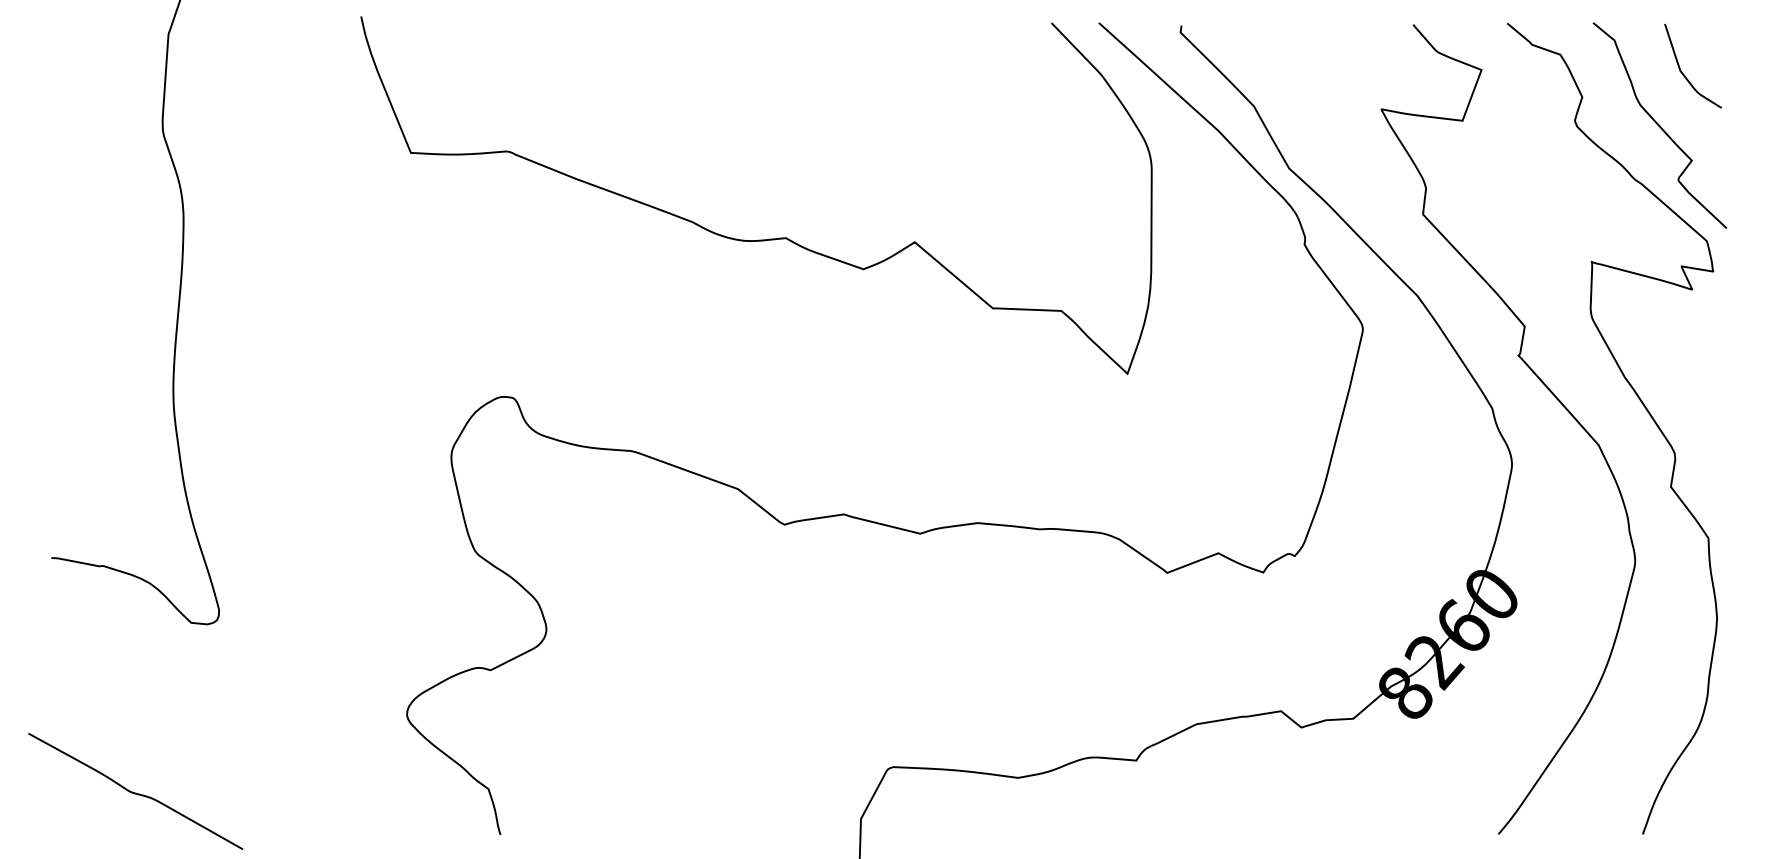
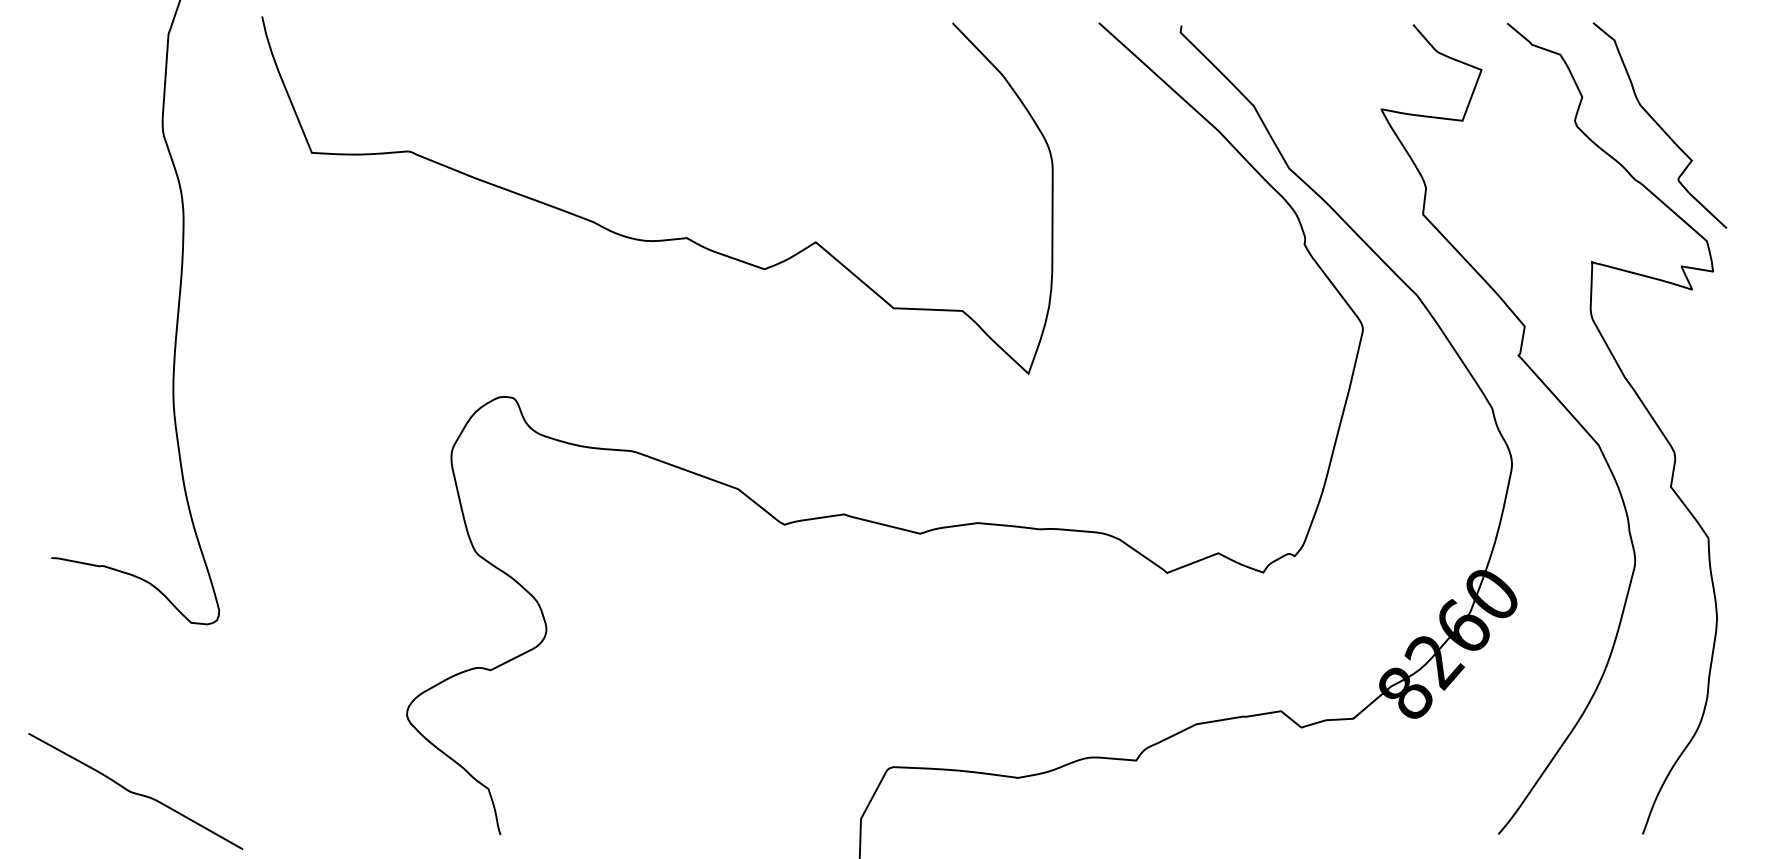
curve: present -> none (1682, 71)
curve position: (758, 239) -> (659, 239) (659, 239)
